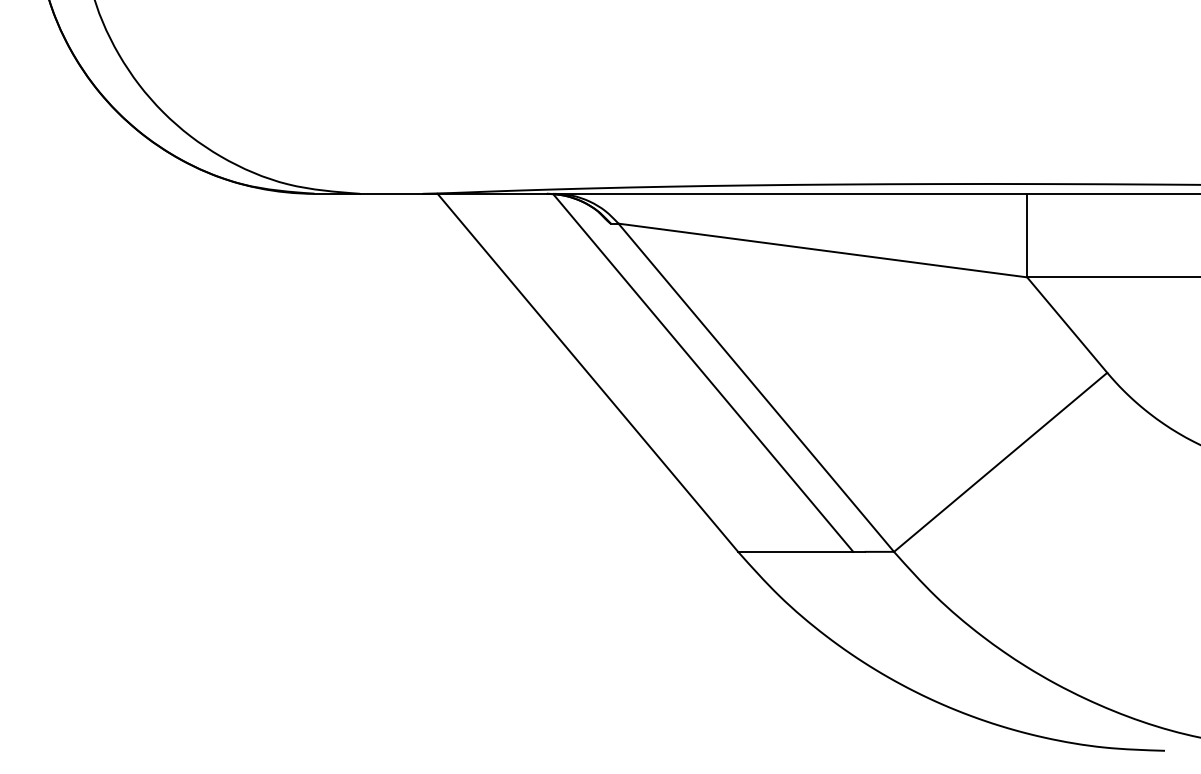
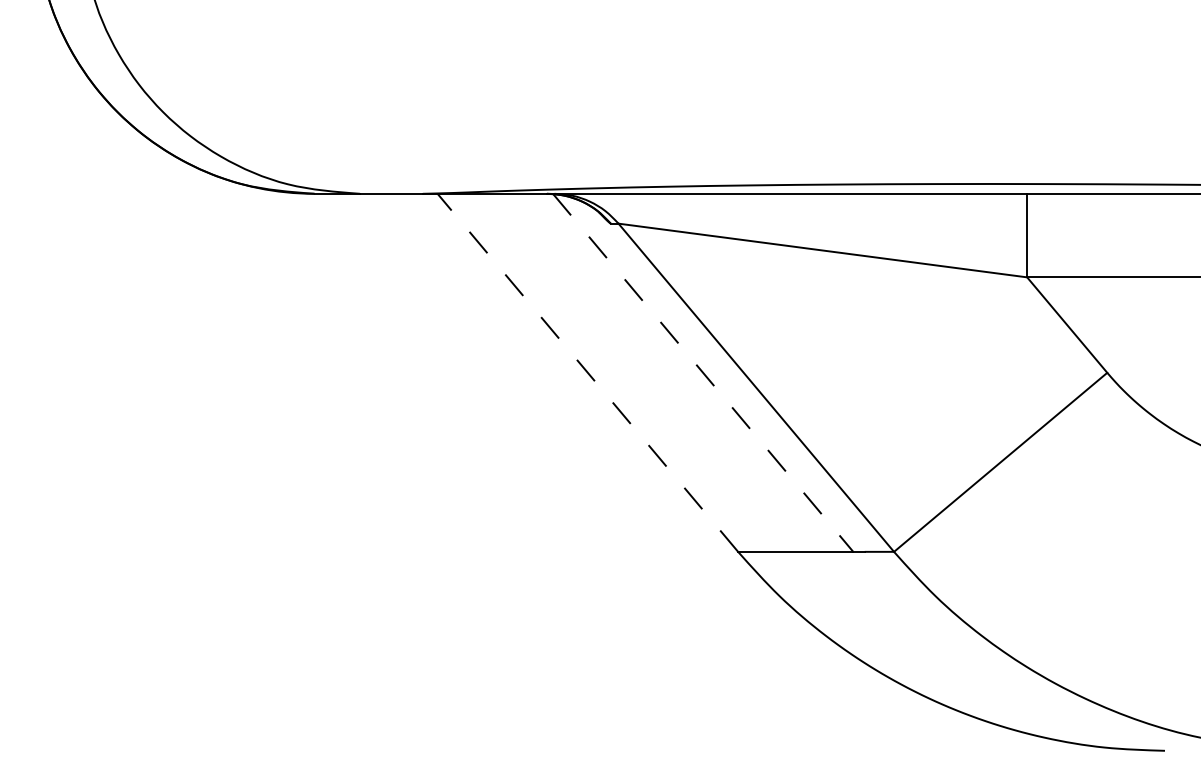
line: solid -> dashed (587, 372)
line: solid -> dashed (703, 372)
